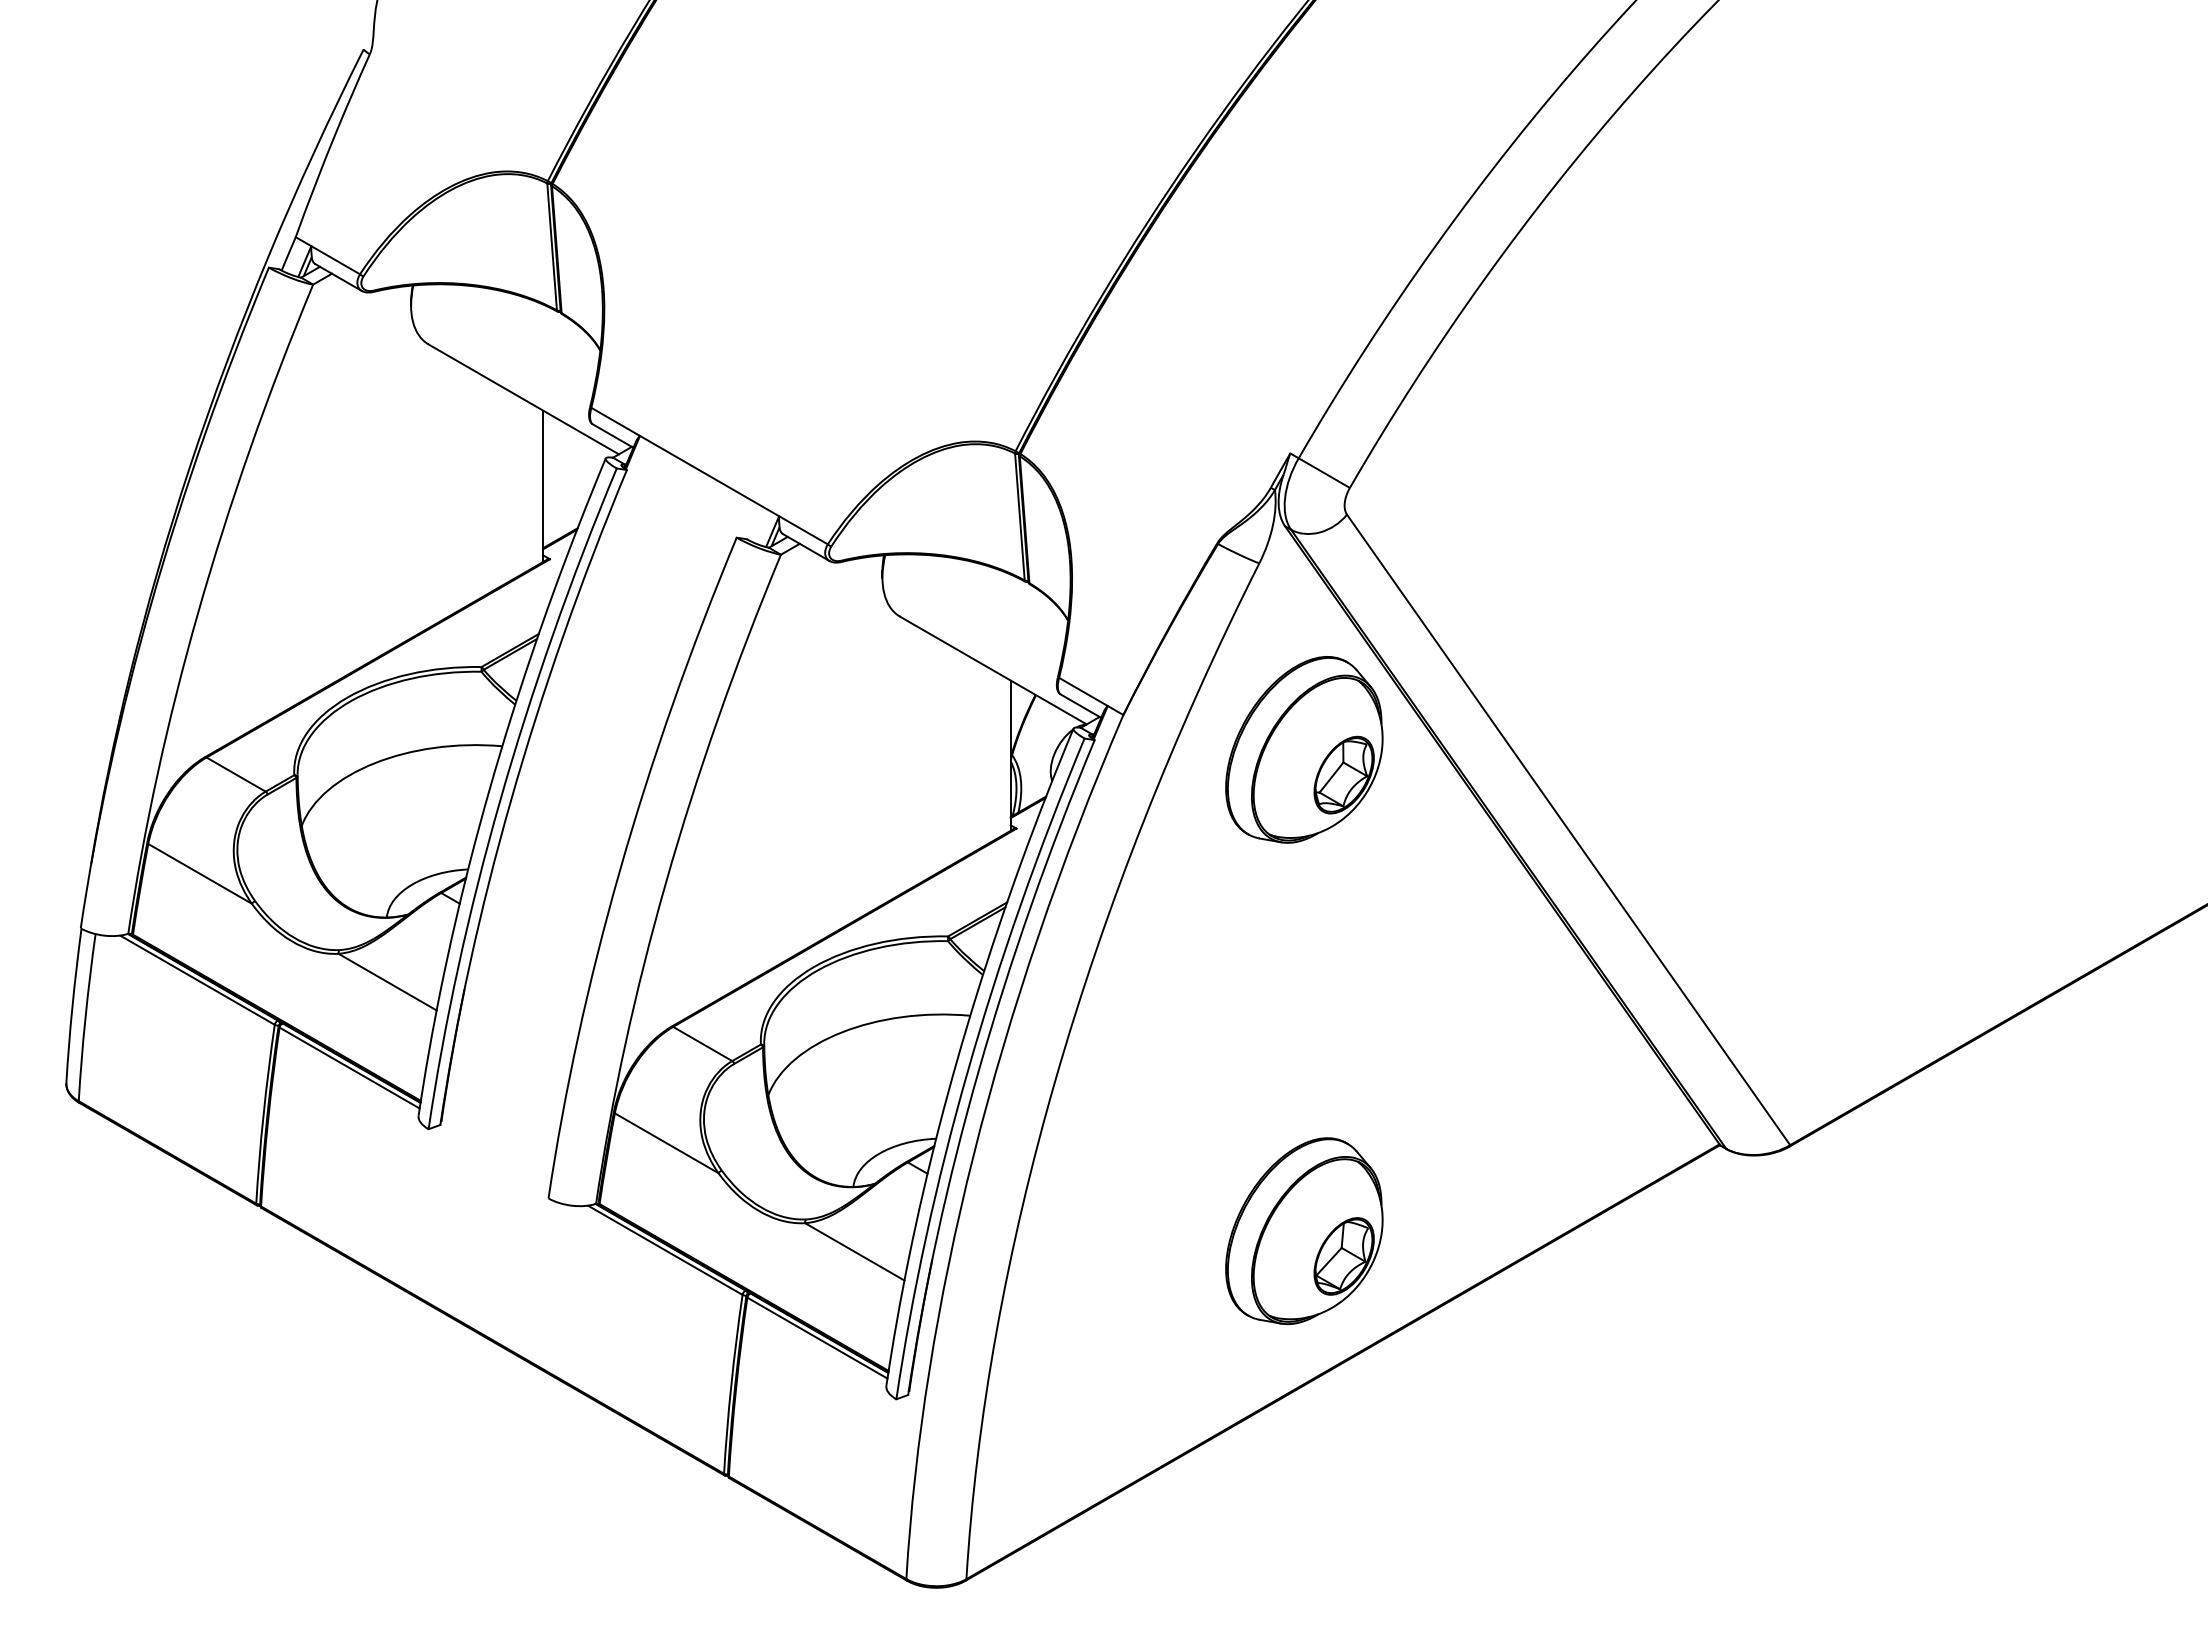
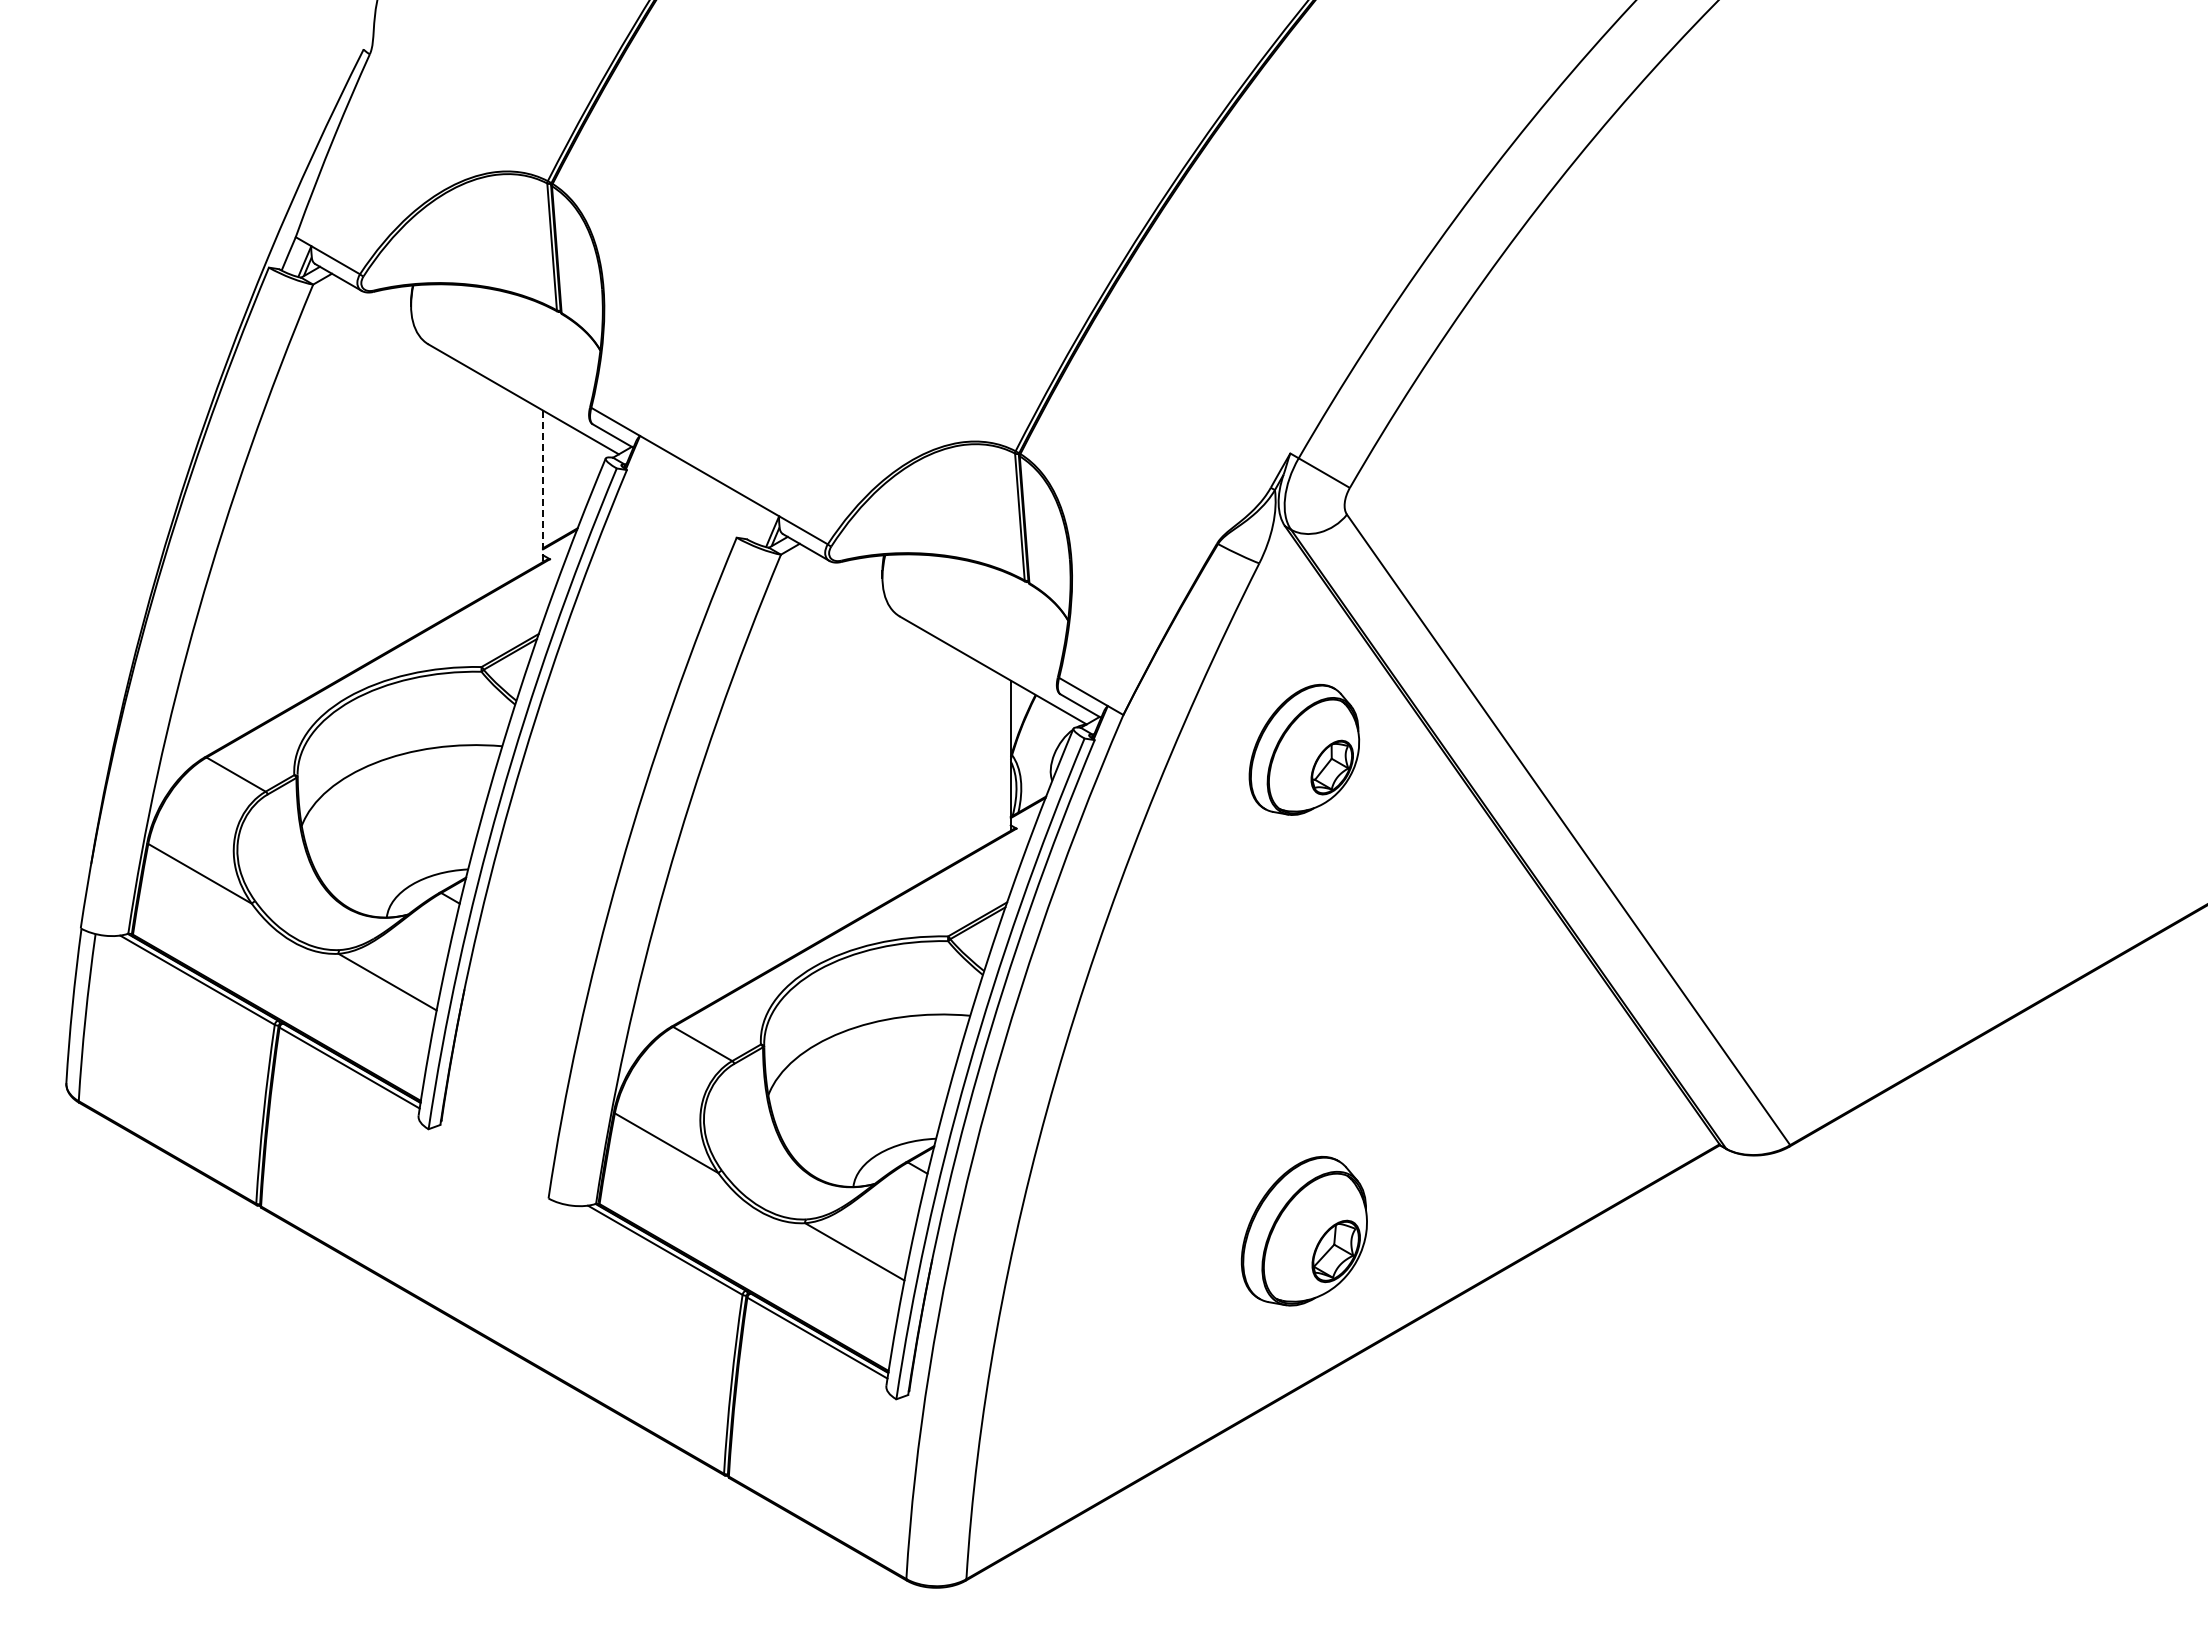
line: solid -> dashed (543, 486)
part size: 159x188 px -> 113x133 px (1304, 749)
part size: 159x189 px -> 128x151 px (1303, 1231)
